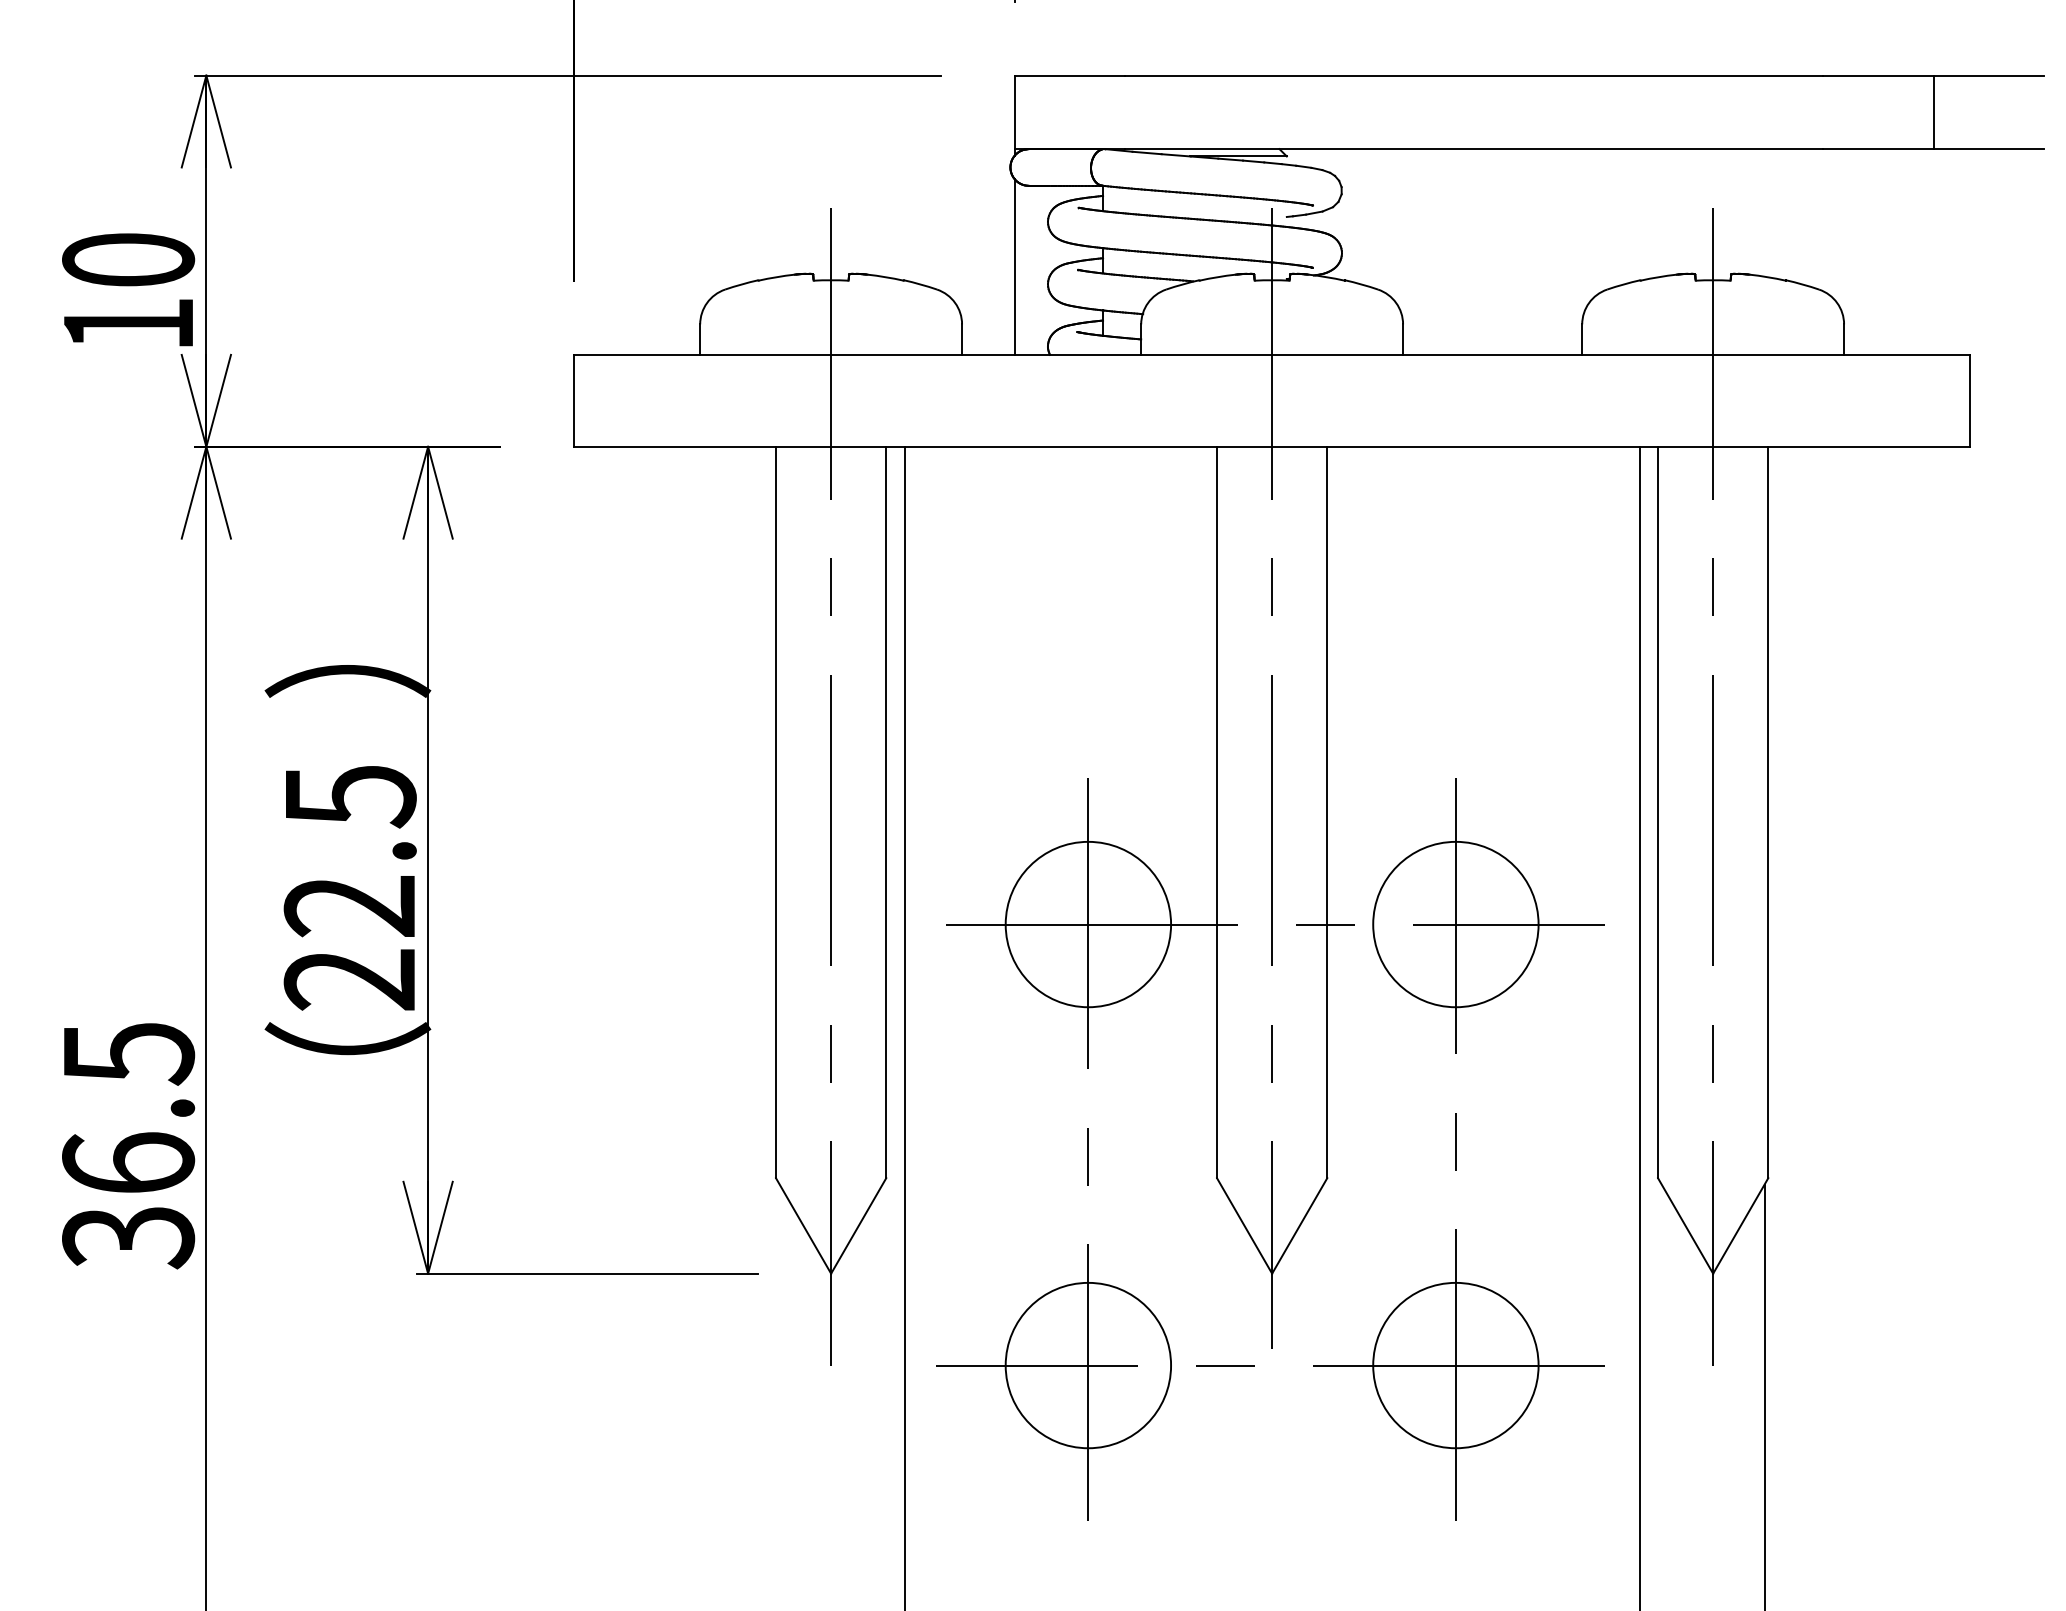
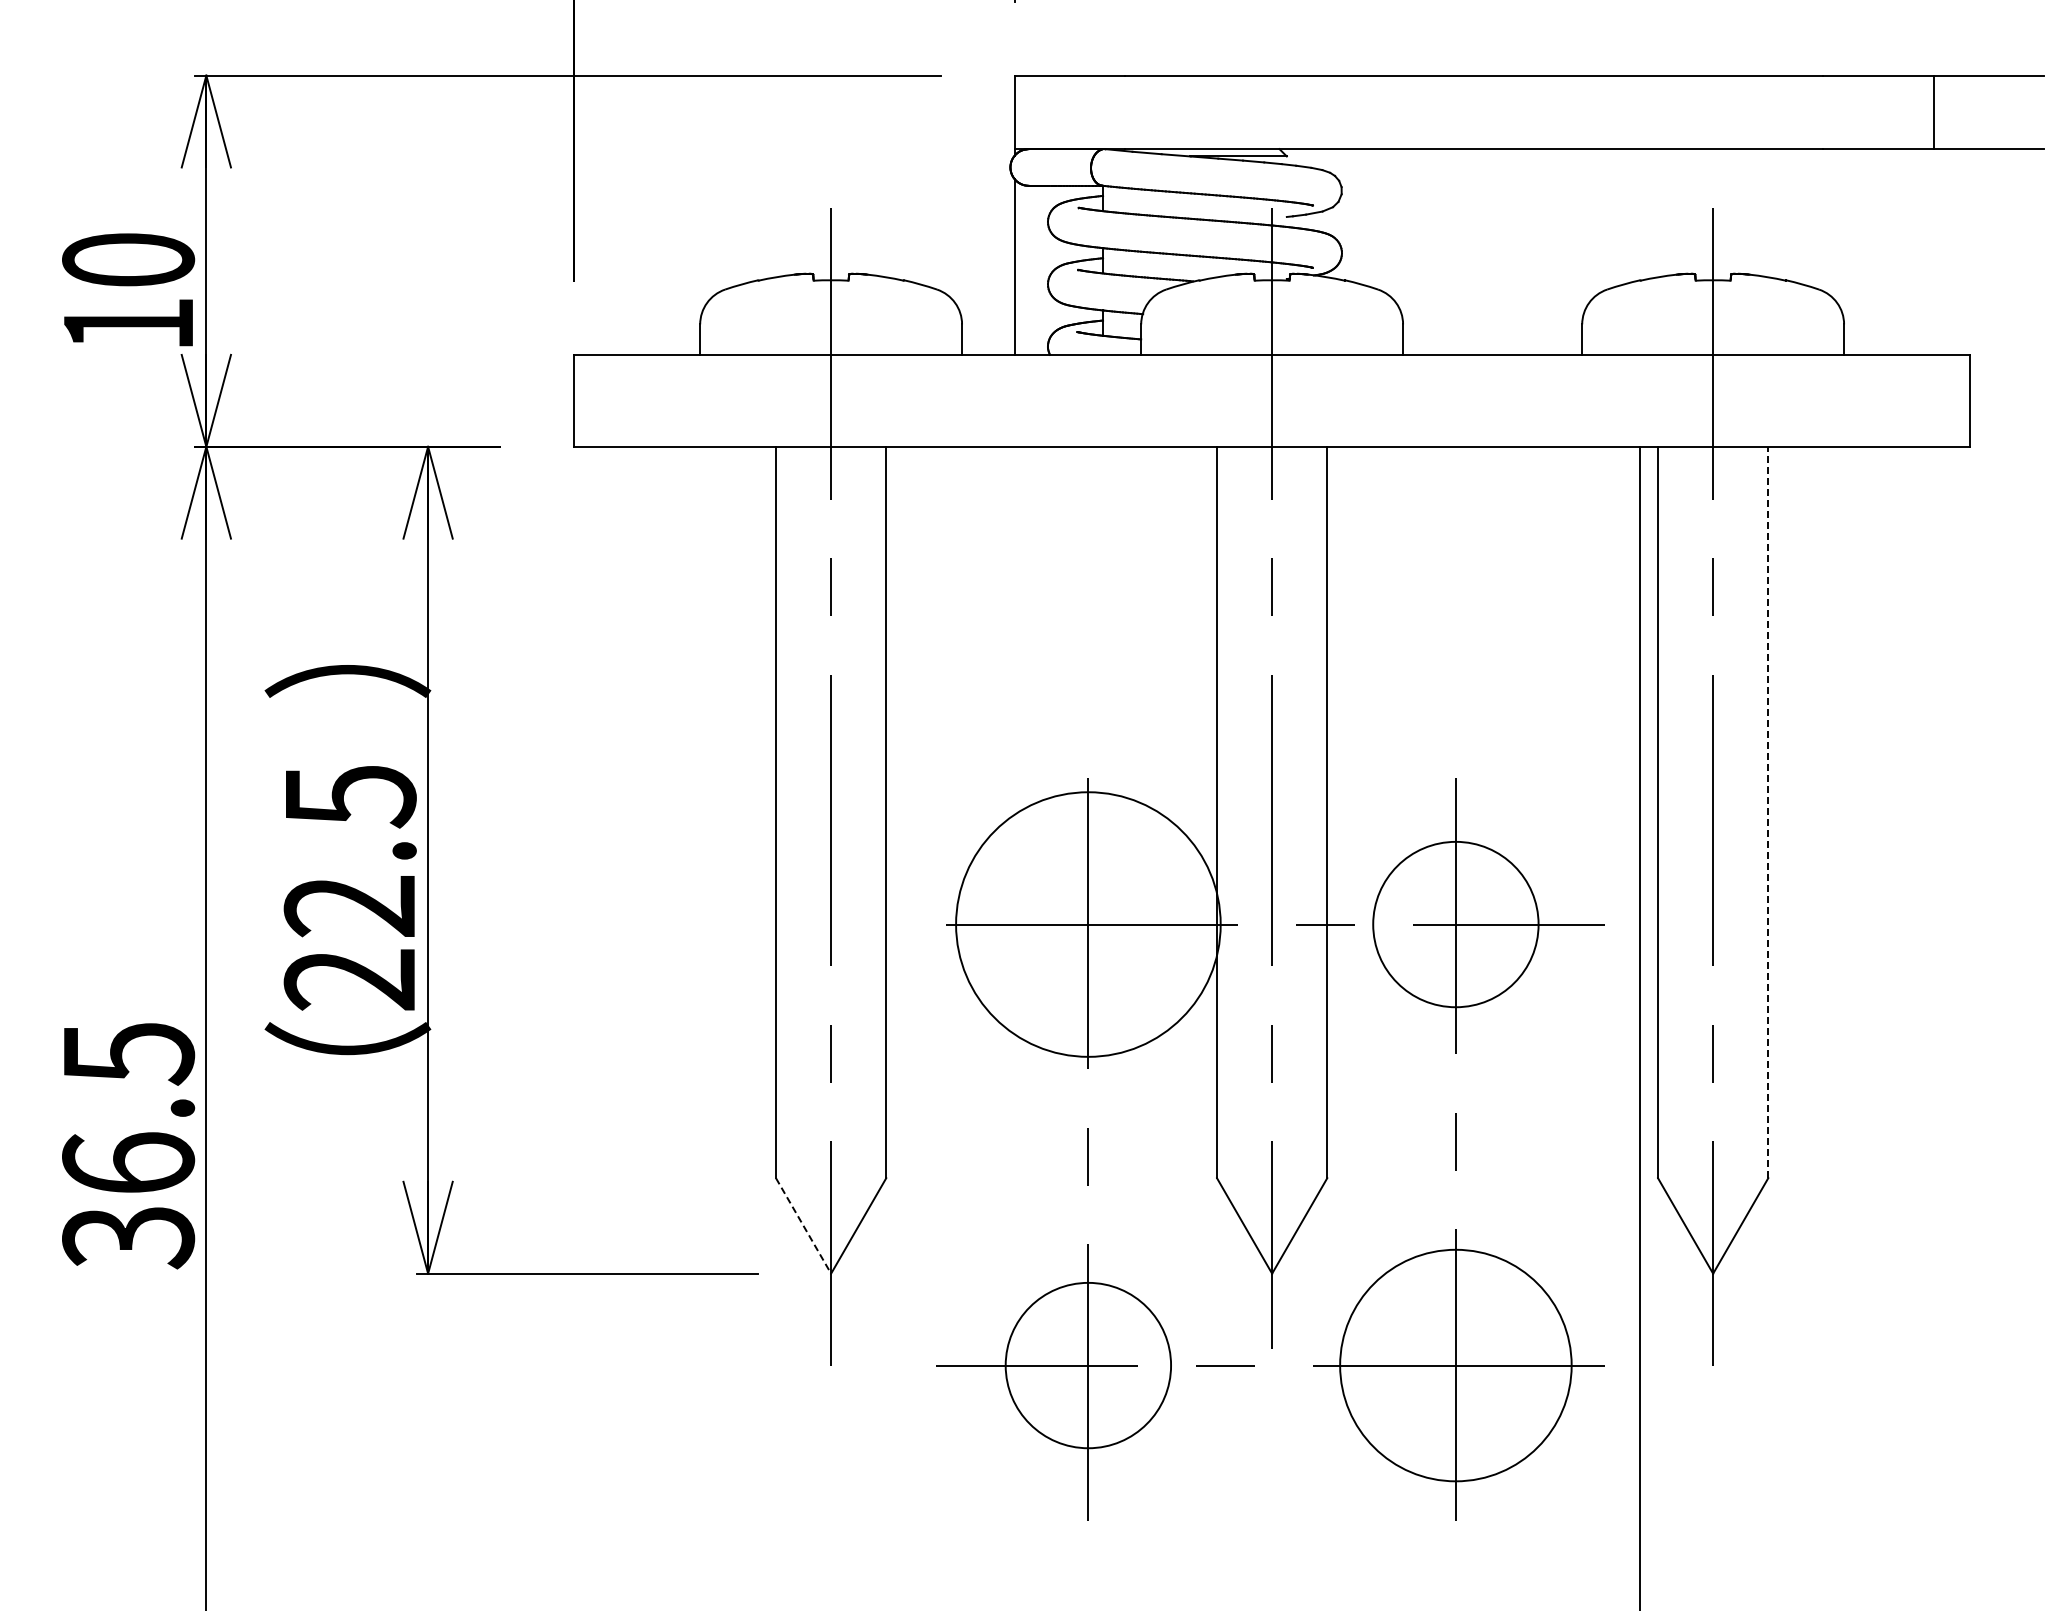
line: solid -> dashed (1768, 812)
circle diameter: 165 px -> 265 px (1088, 924)
line: present -> none (904, 1026)
line: solid -> dashed (803, 1226)
circle diameter: 165 px -> 232 px (1455, 1365)
line: present -> none (1764, 1395)
